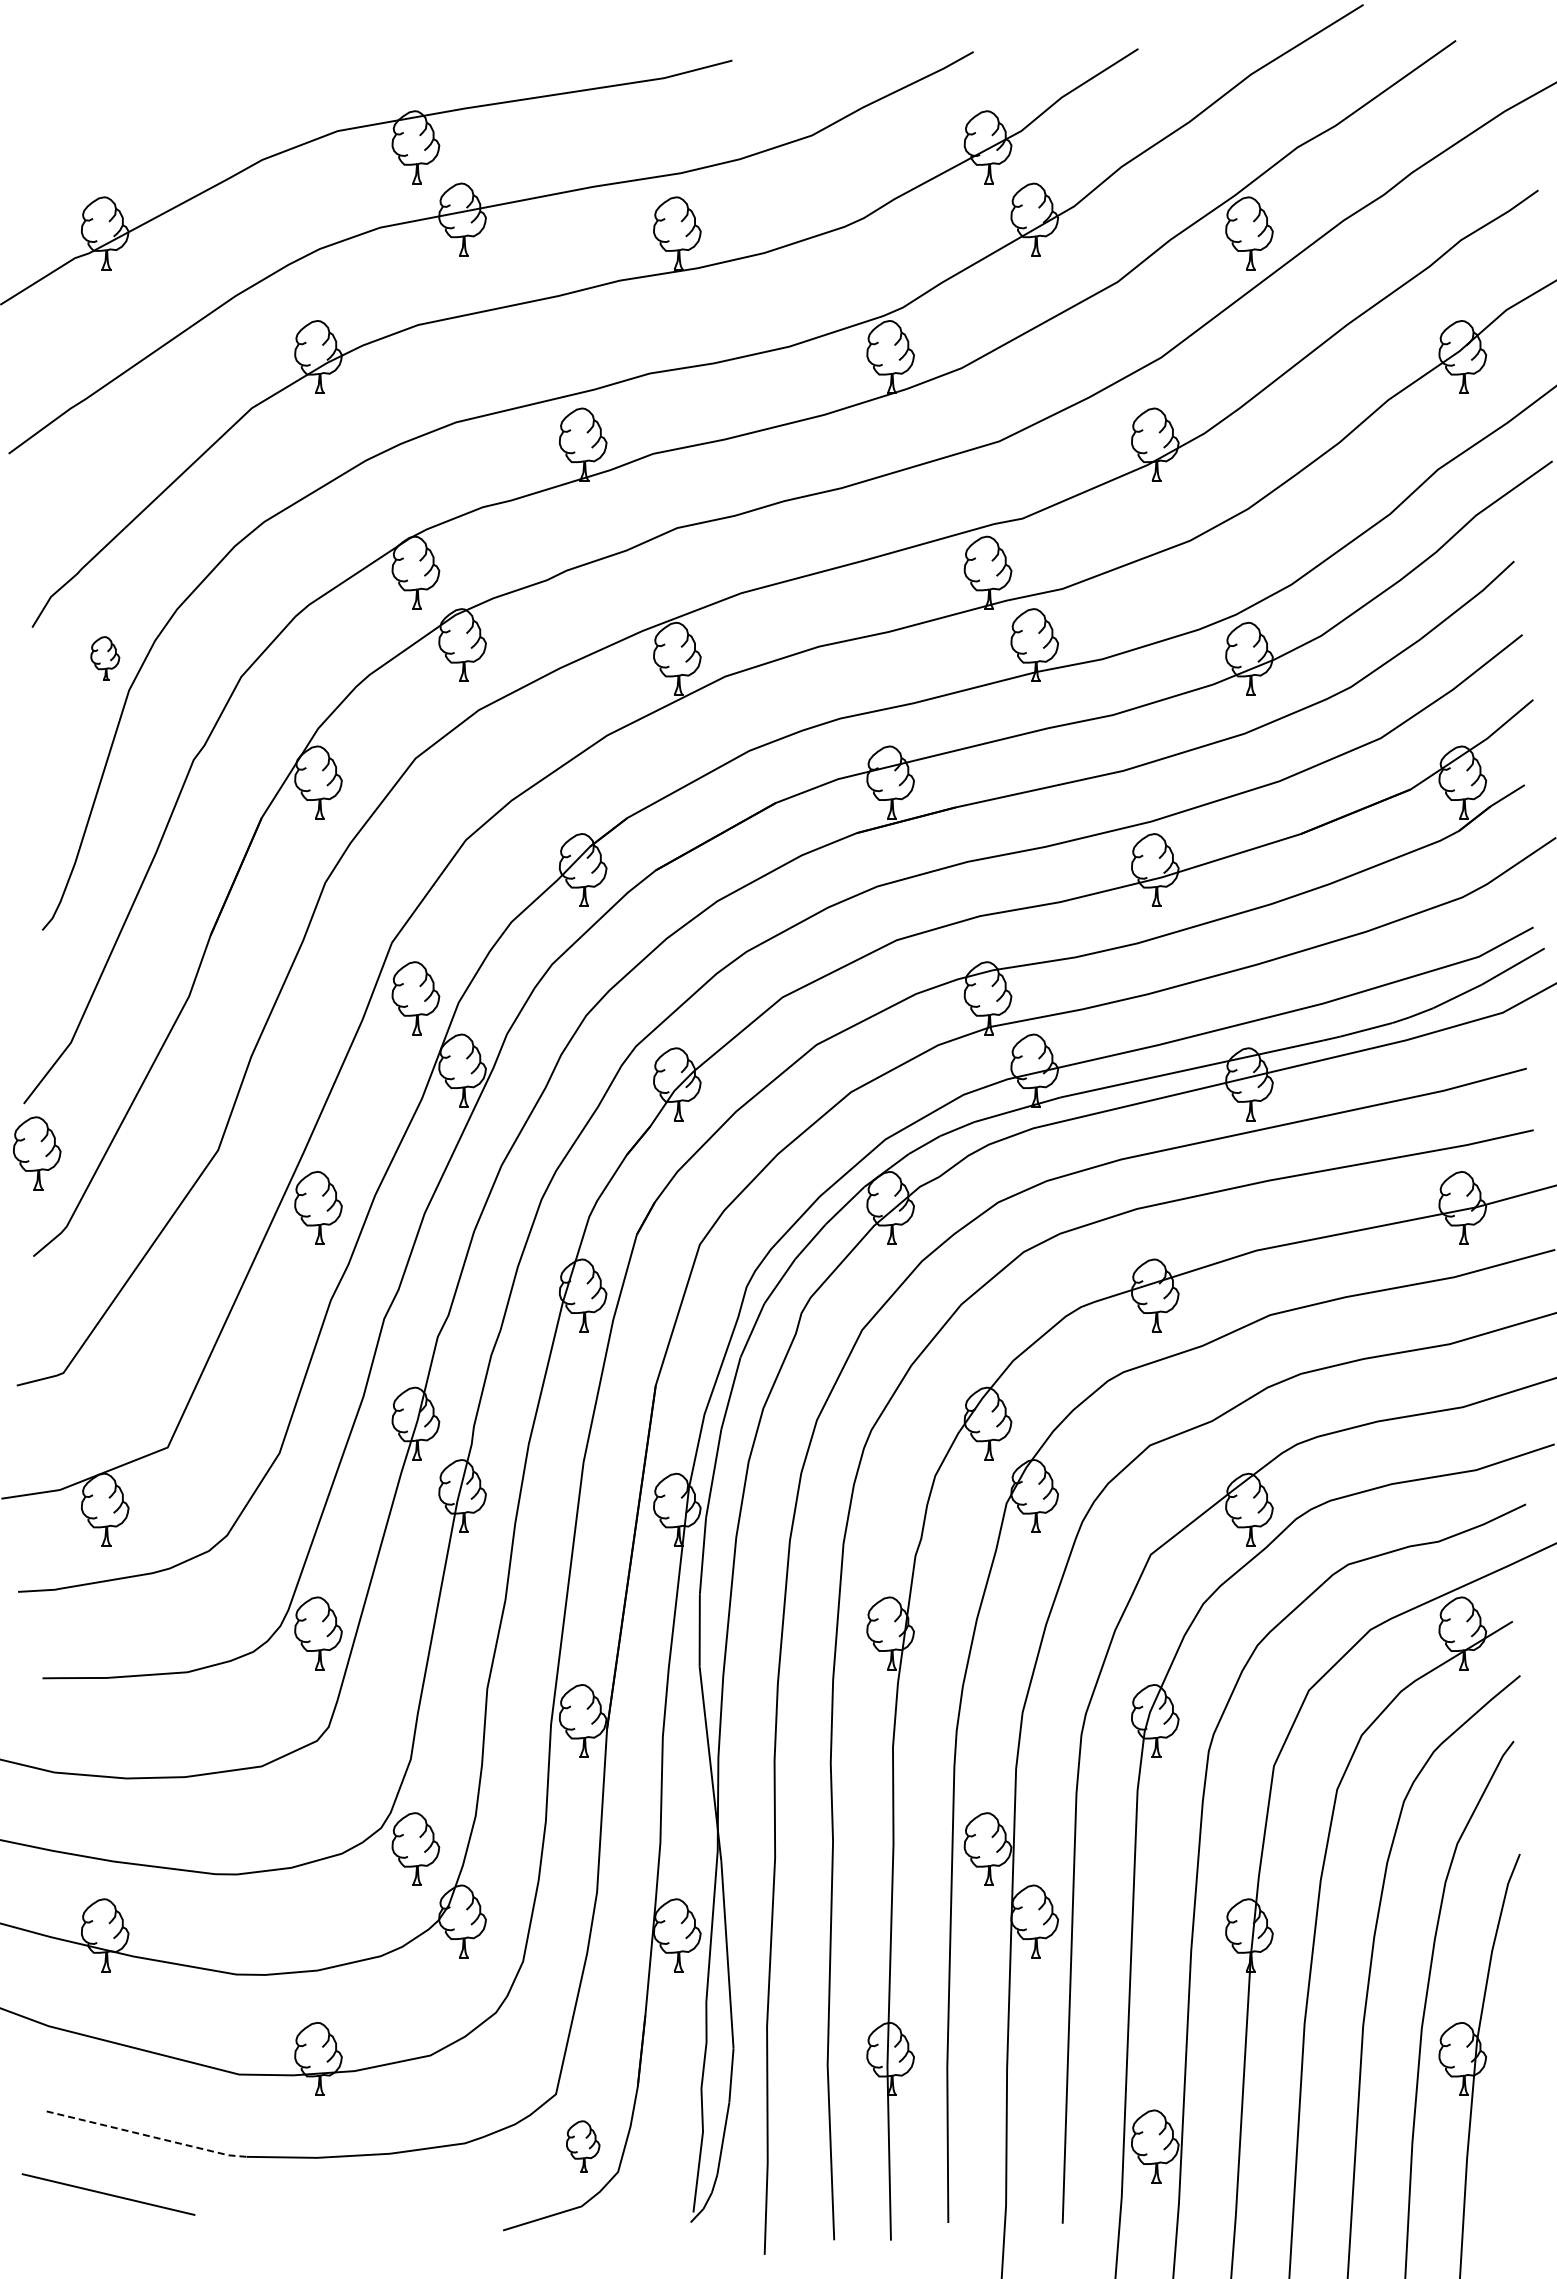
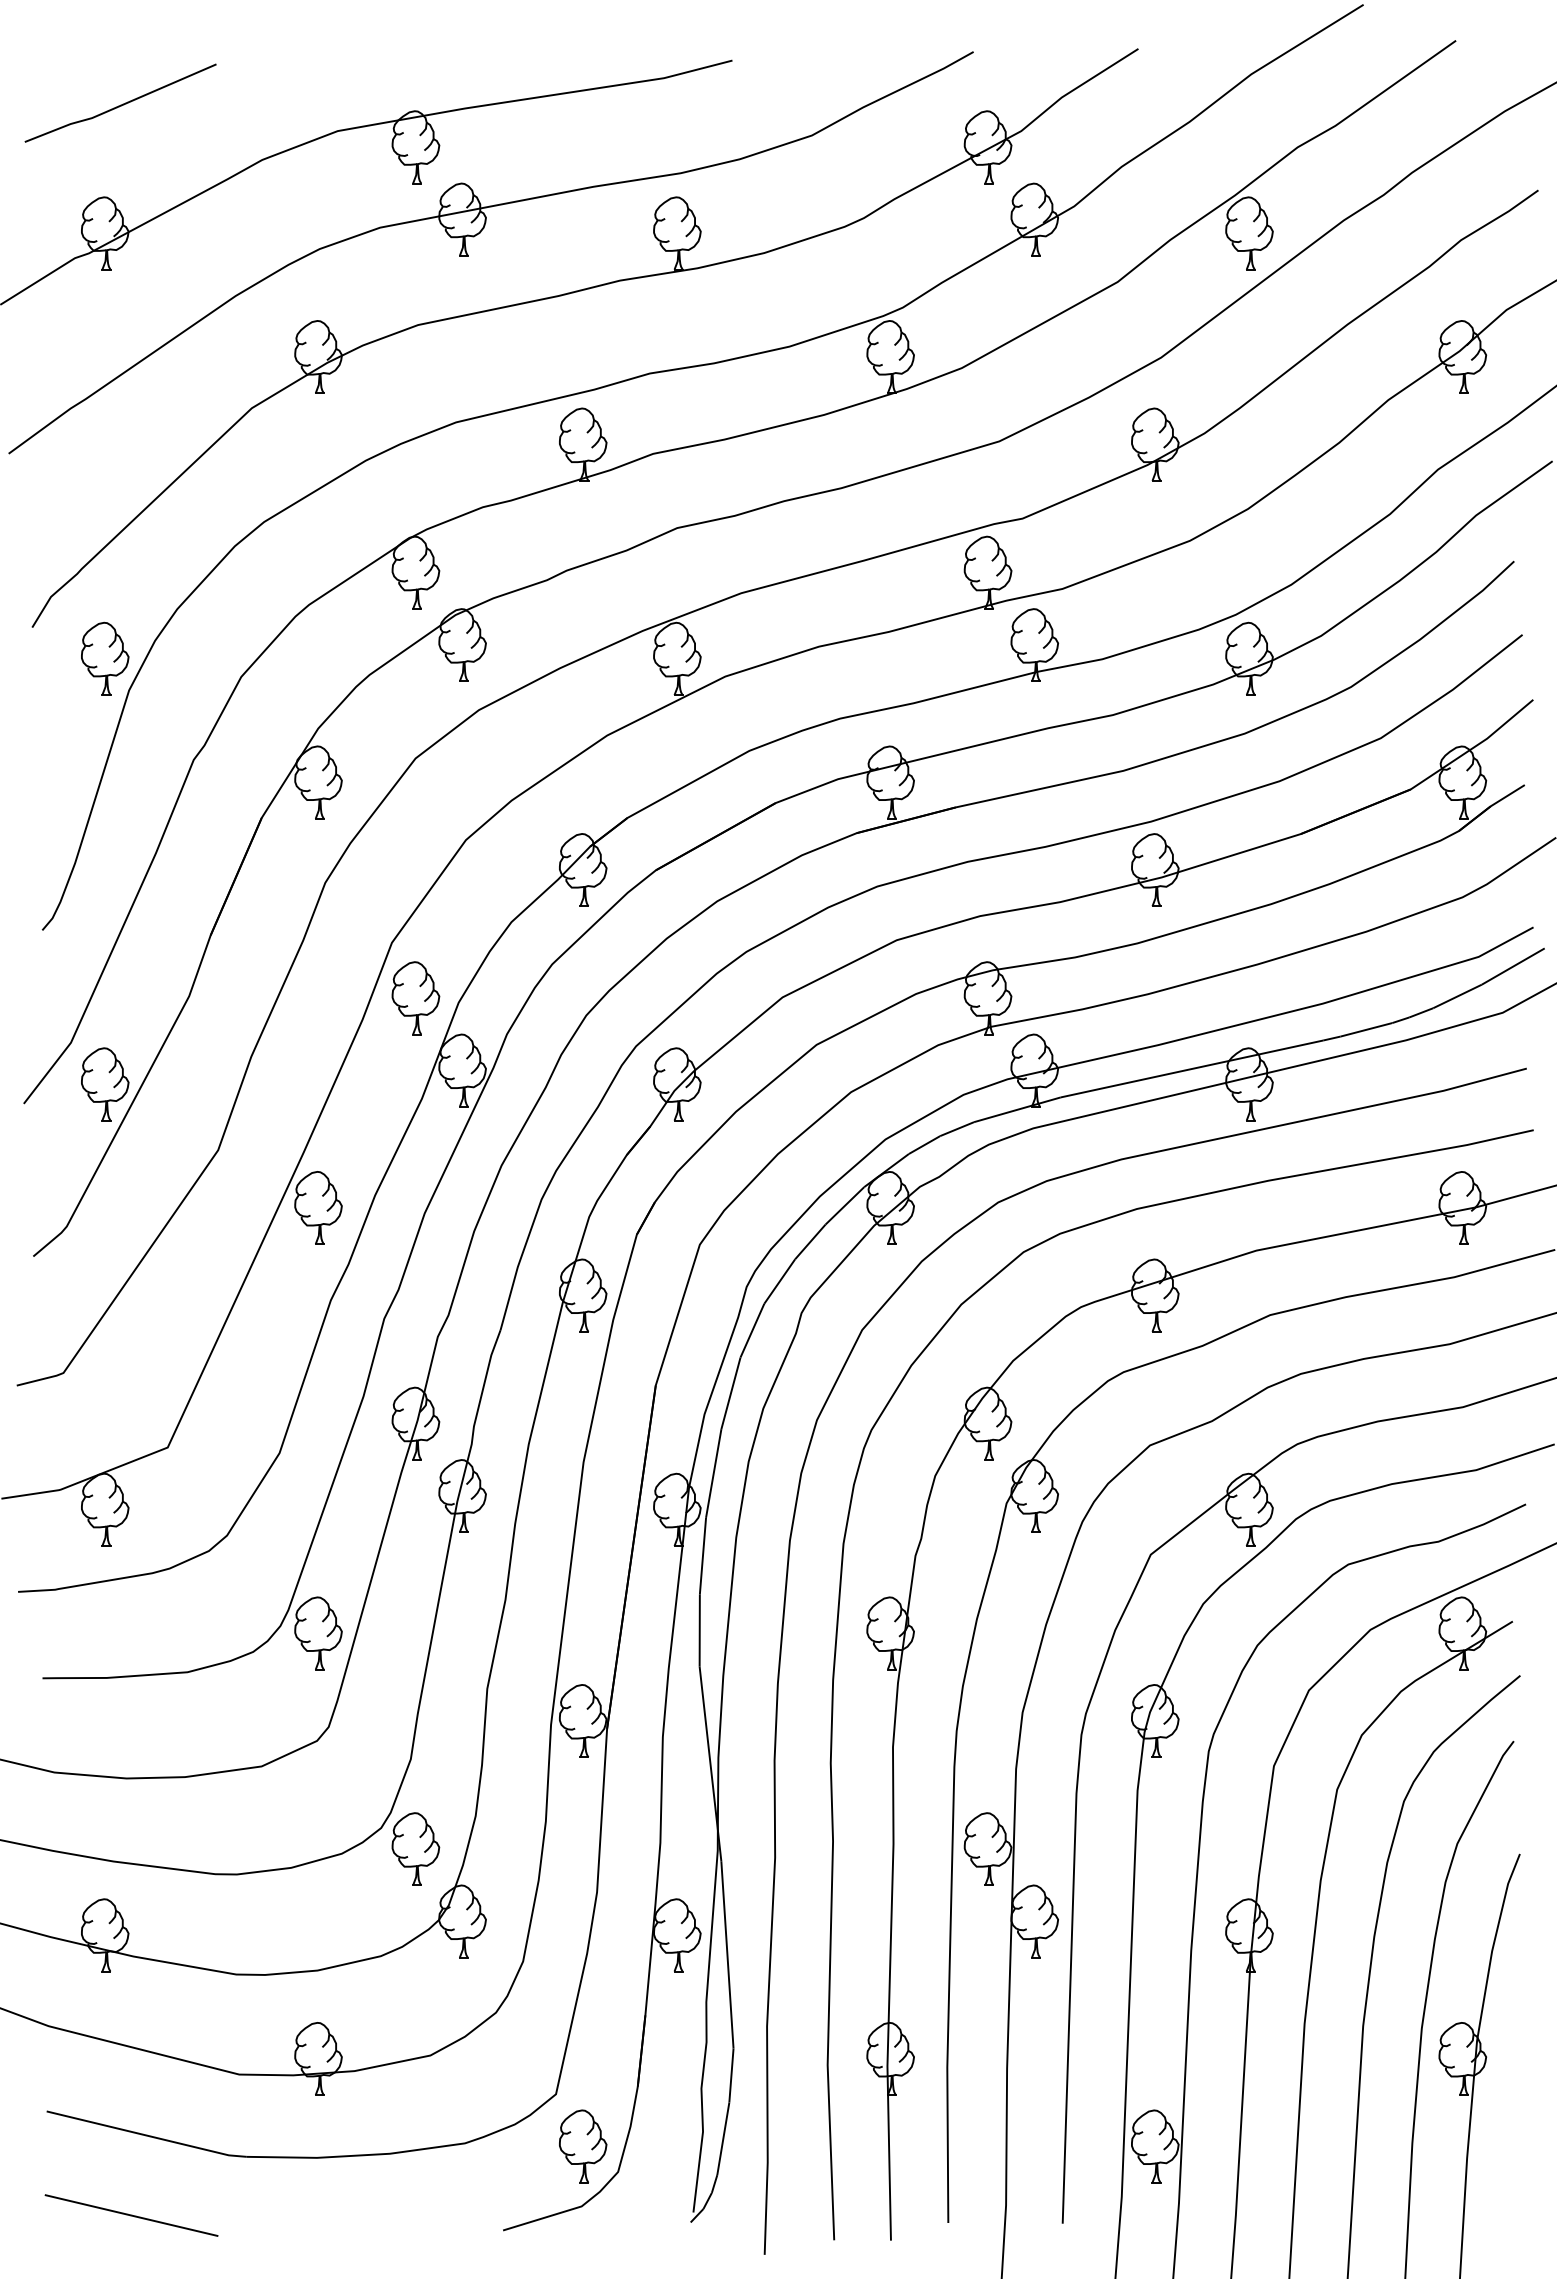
line: none -> present (120, 104)
part size: 31x45 px -> 49x75 px (105, 658)
part position: (37, 1153) -> (105, 1084) (105, 1084)
line: dashed -> solid (147, 2135)
part size: 35x53 px -> 49x75 px (583, 2146)
line position: (108, 2194) -> (131, 2215) (131, 2215)
